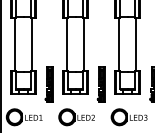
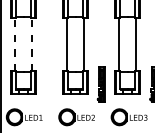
line: solid -> dashed (15, 44)
line: solid -> dashed (31, 44)
part: present -> none (48, 84)
